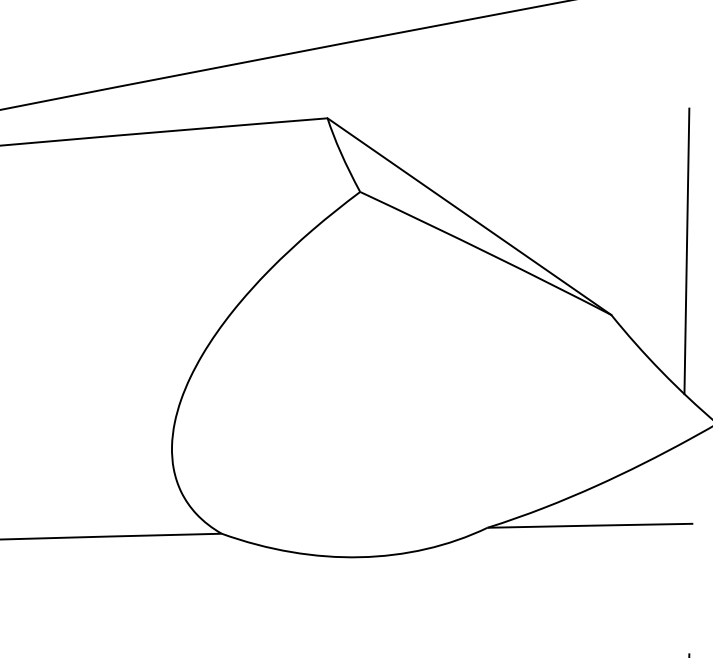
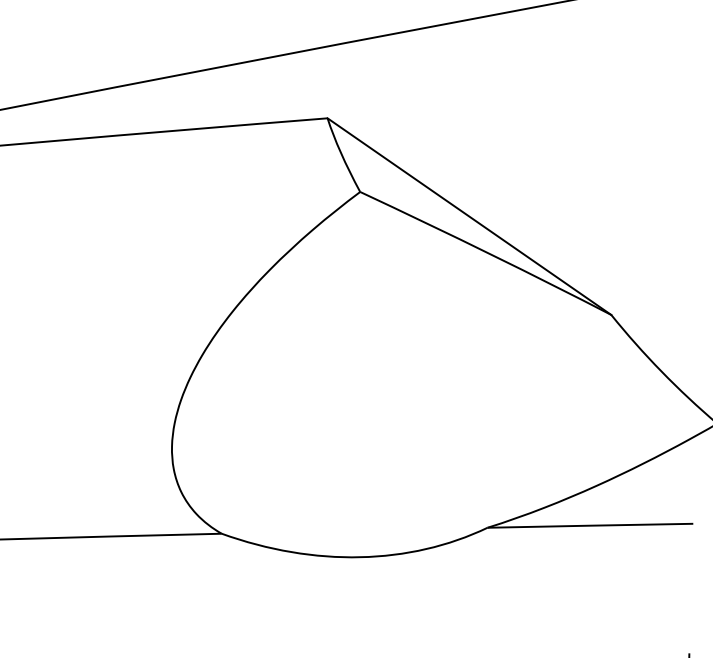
line: present -> none (686, 251)
